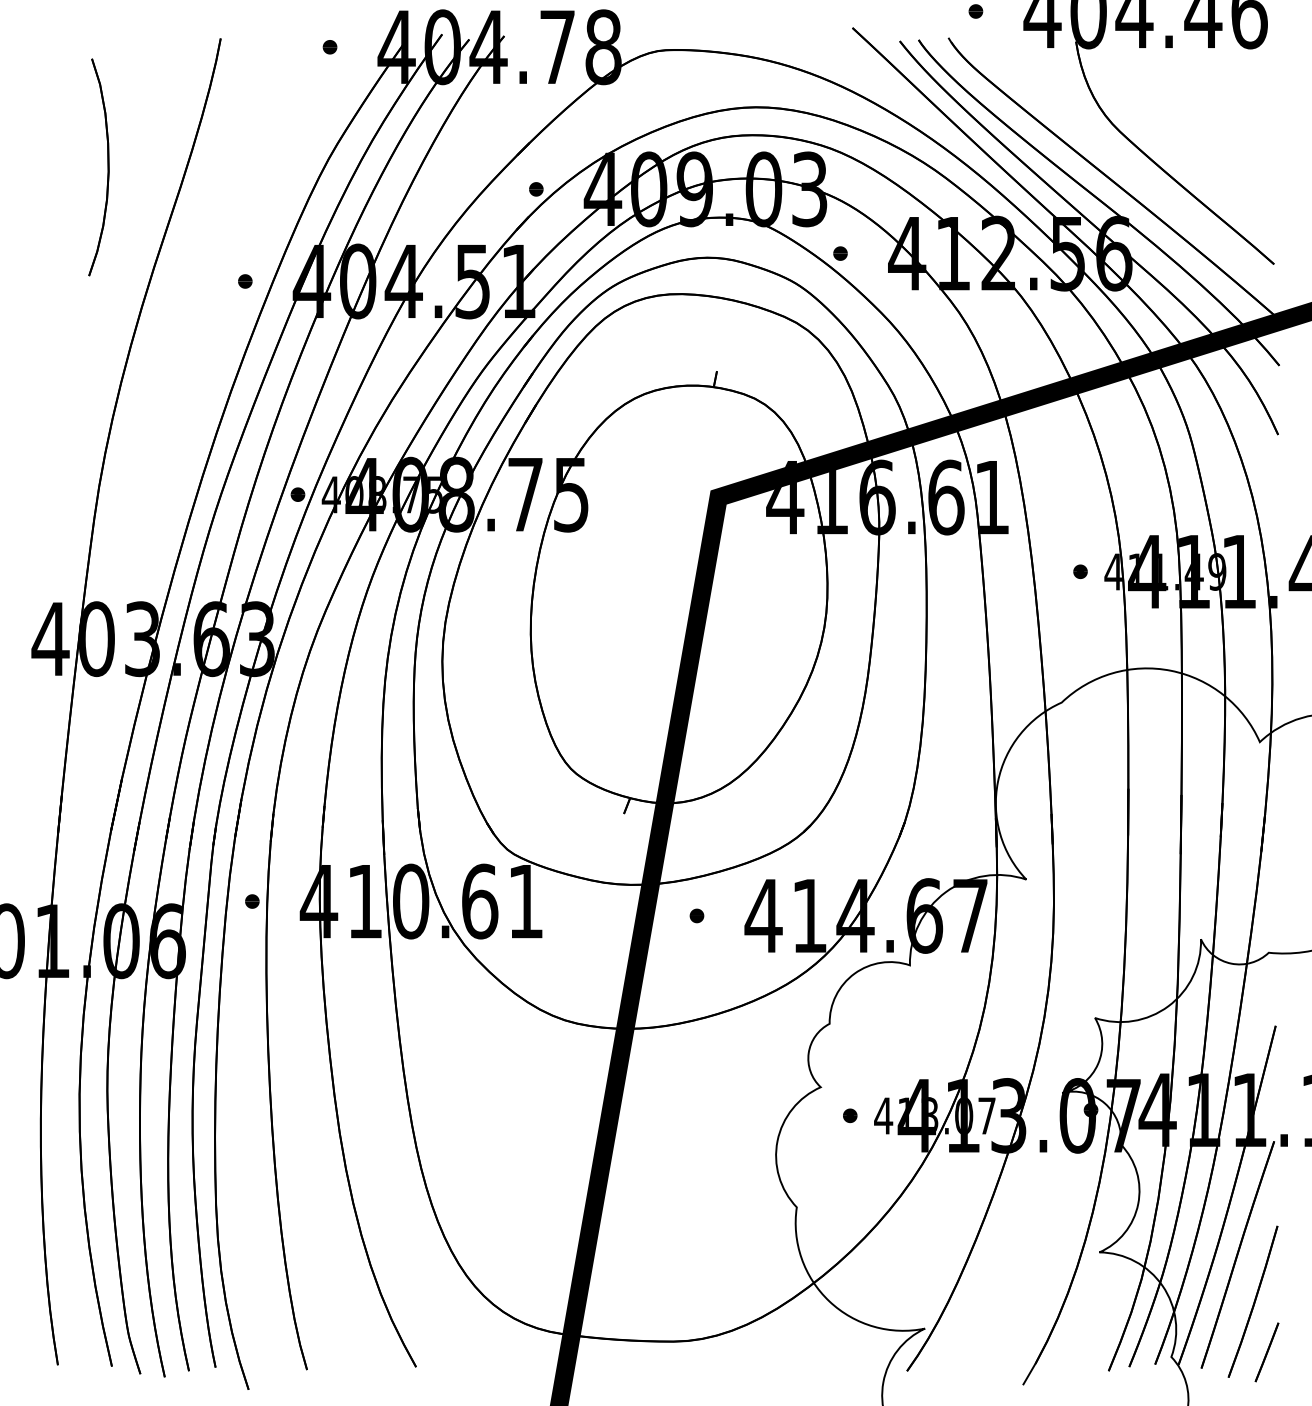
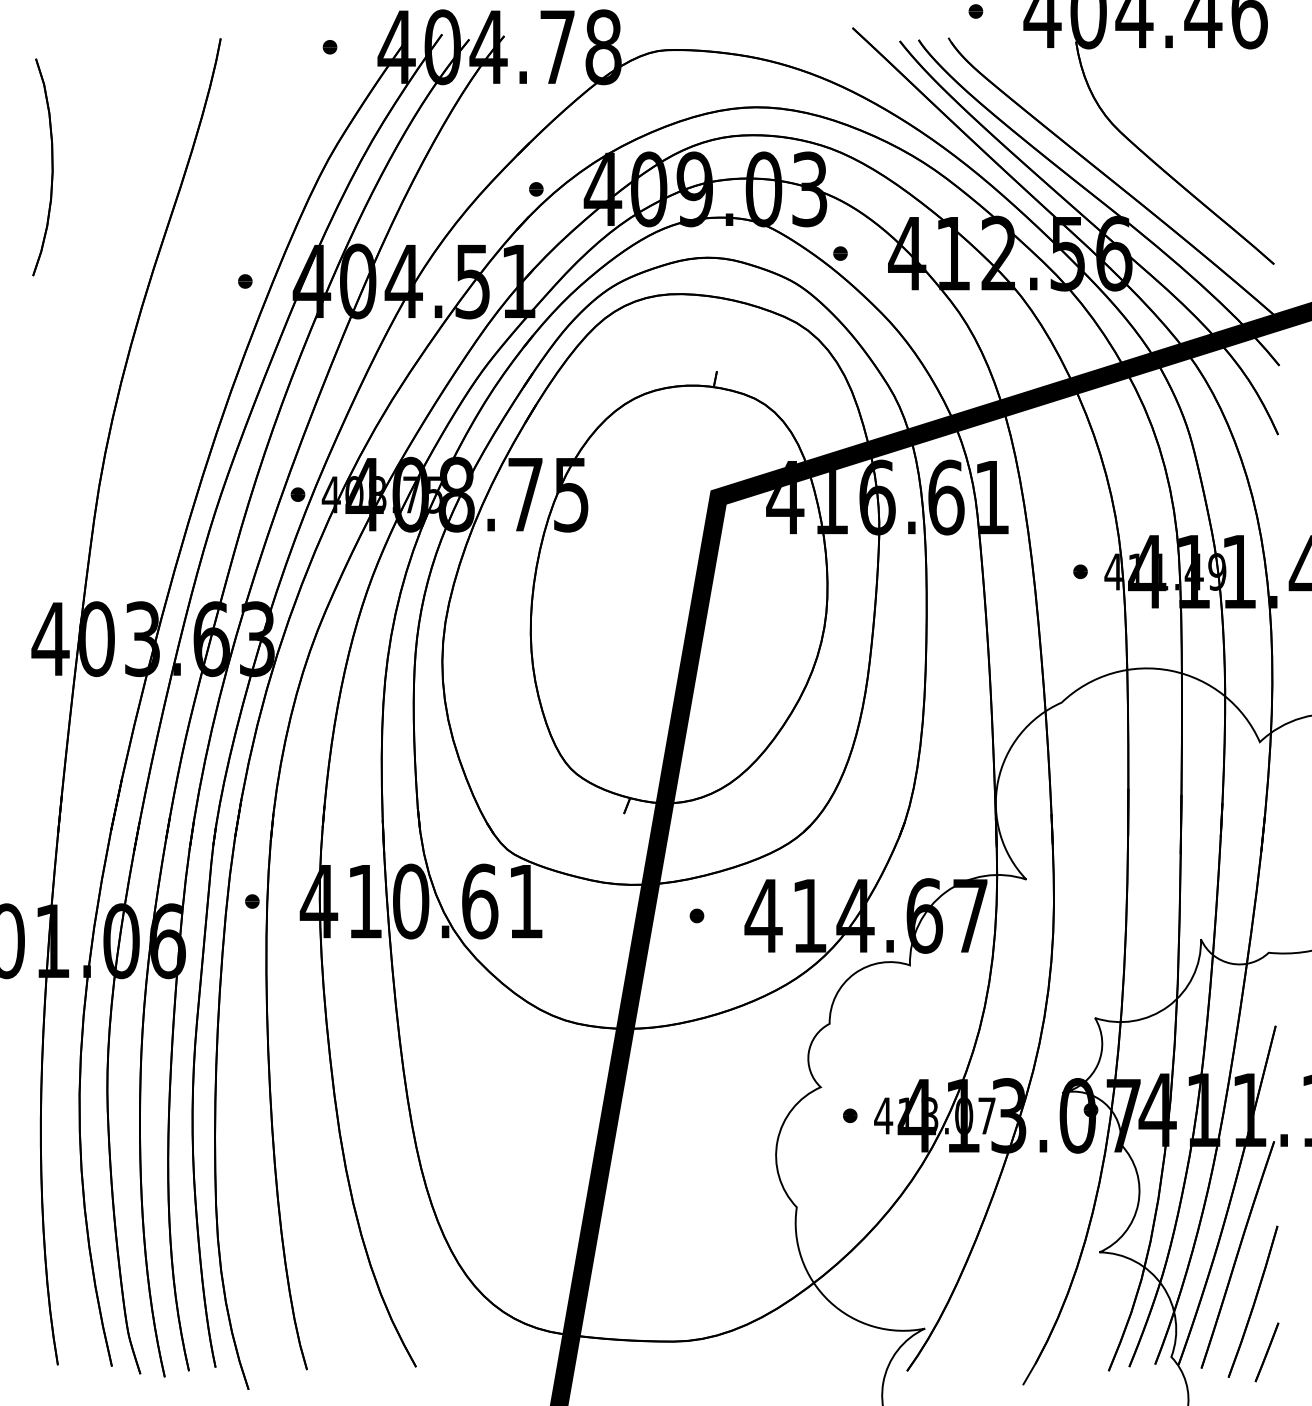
part position: (107, 167) -> (51, 167) (51, 167)
